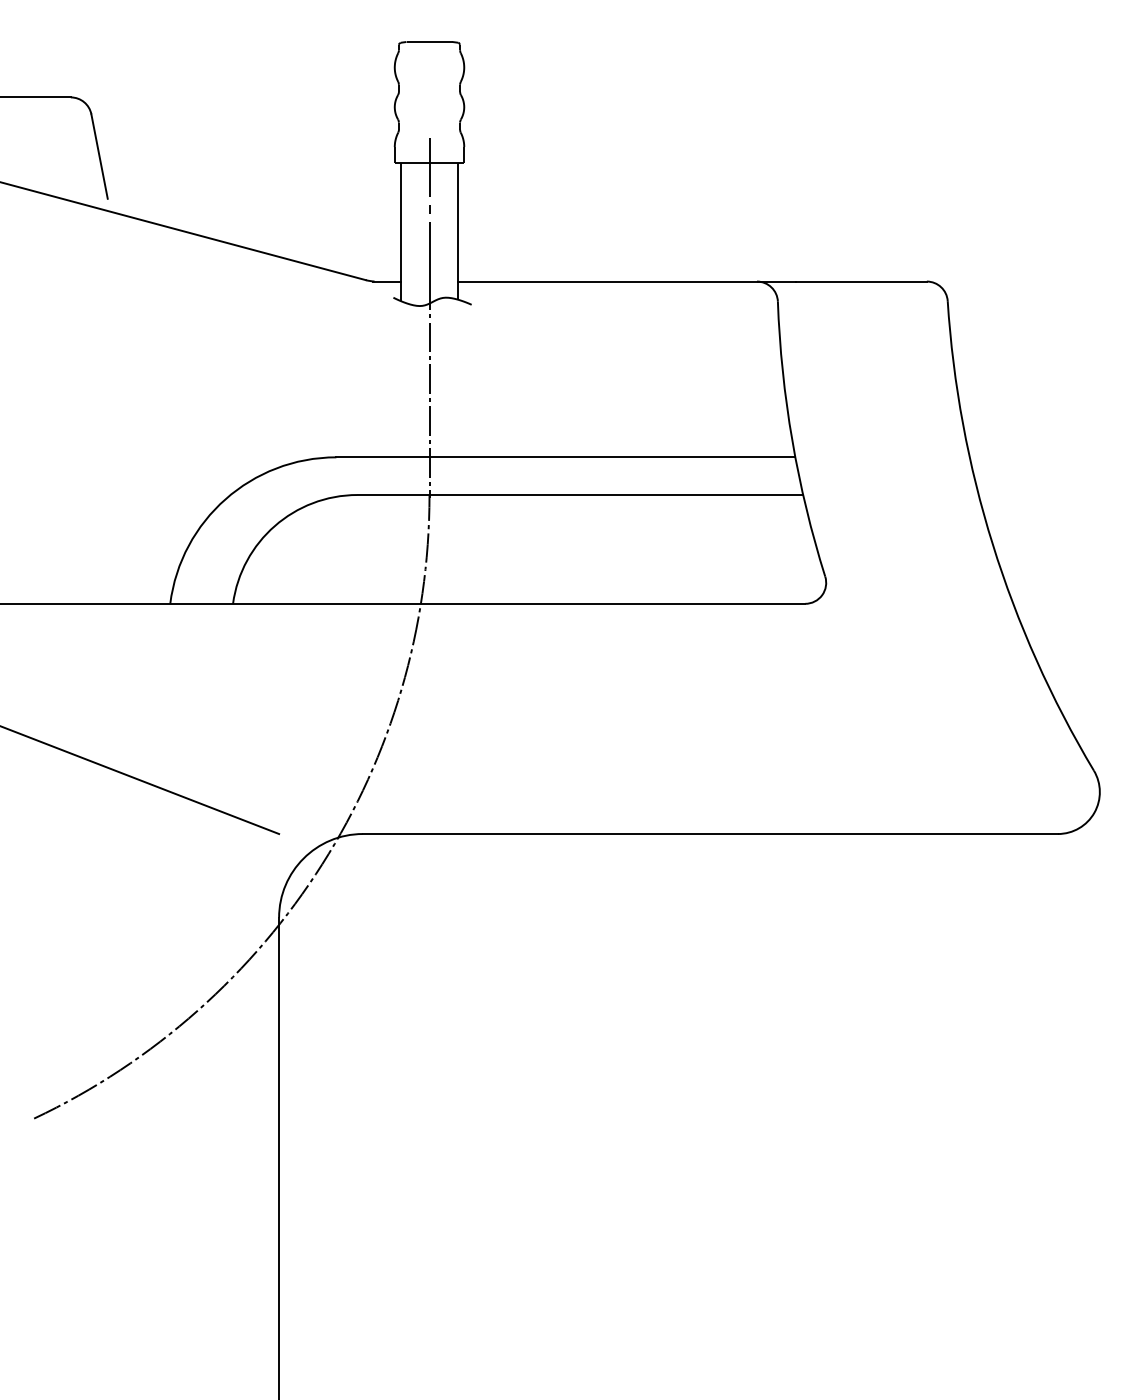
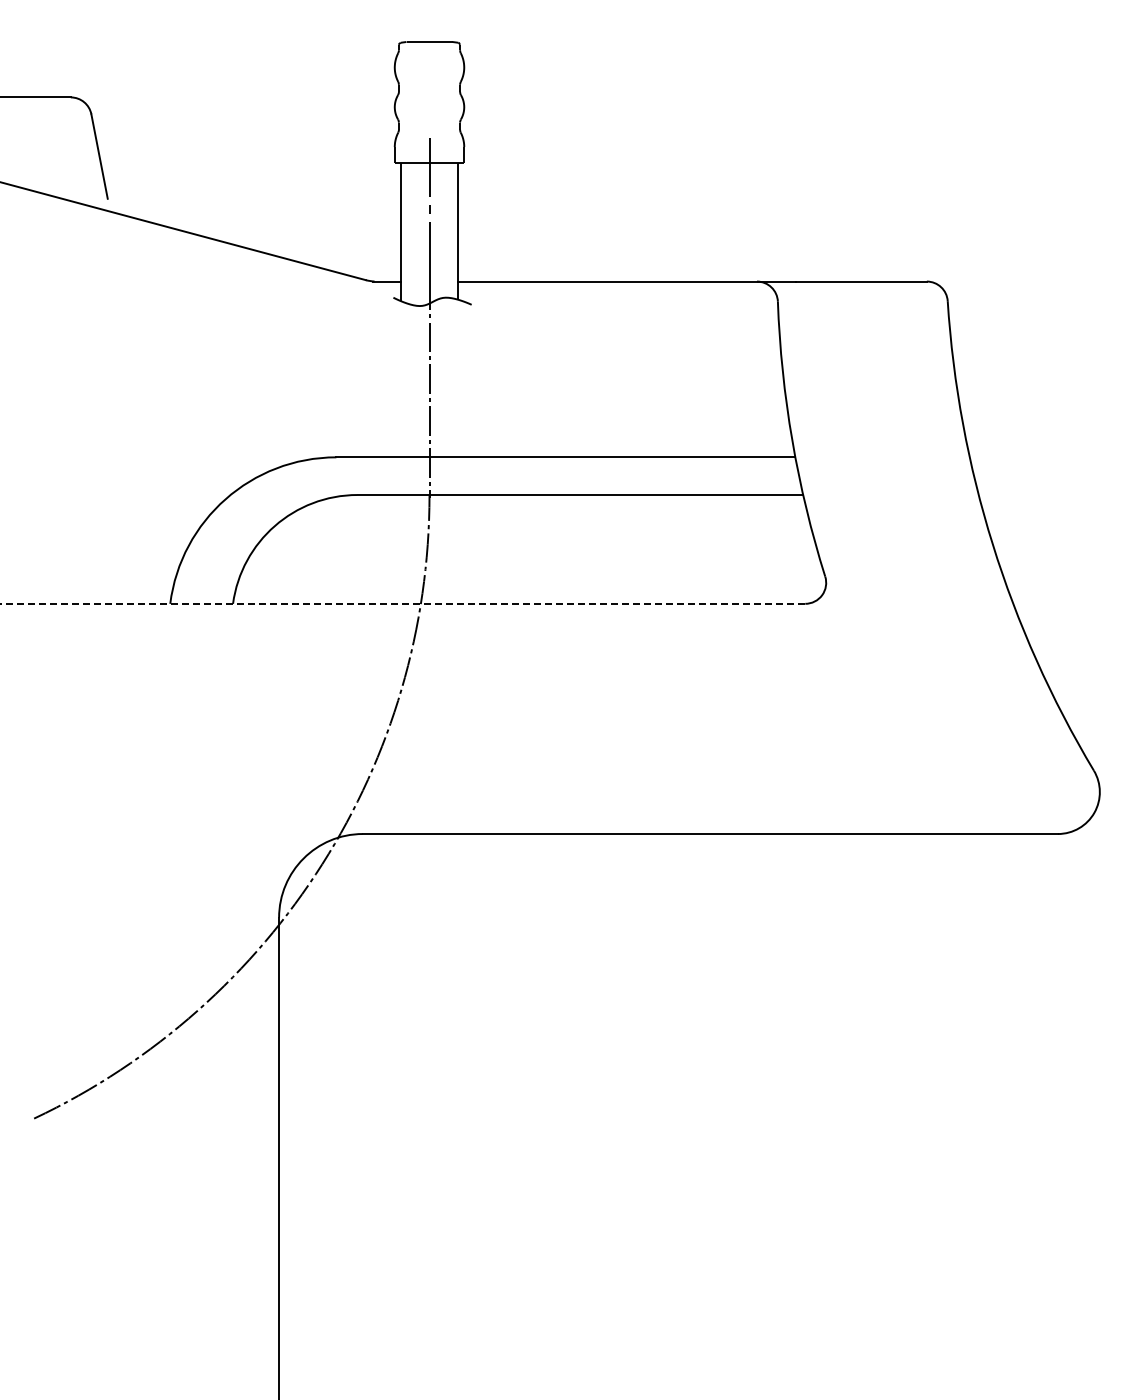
line: solid -> dashed (402, 603)
line: present -> none (140, 780)
